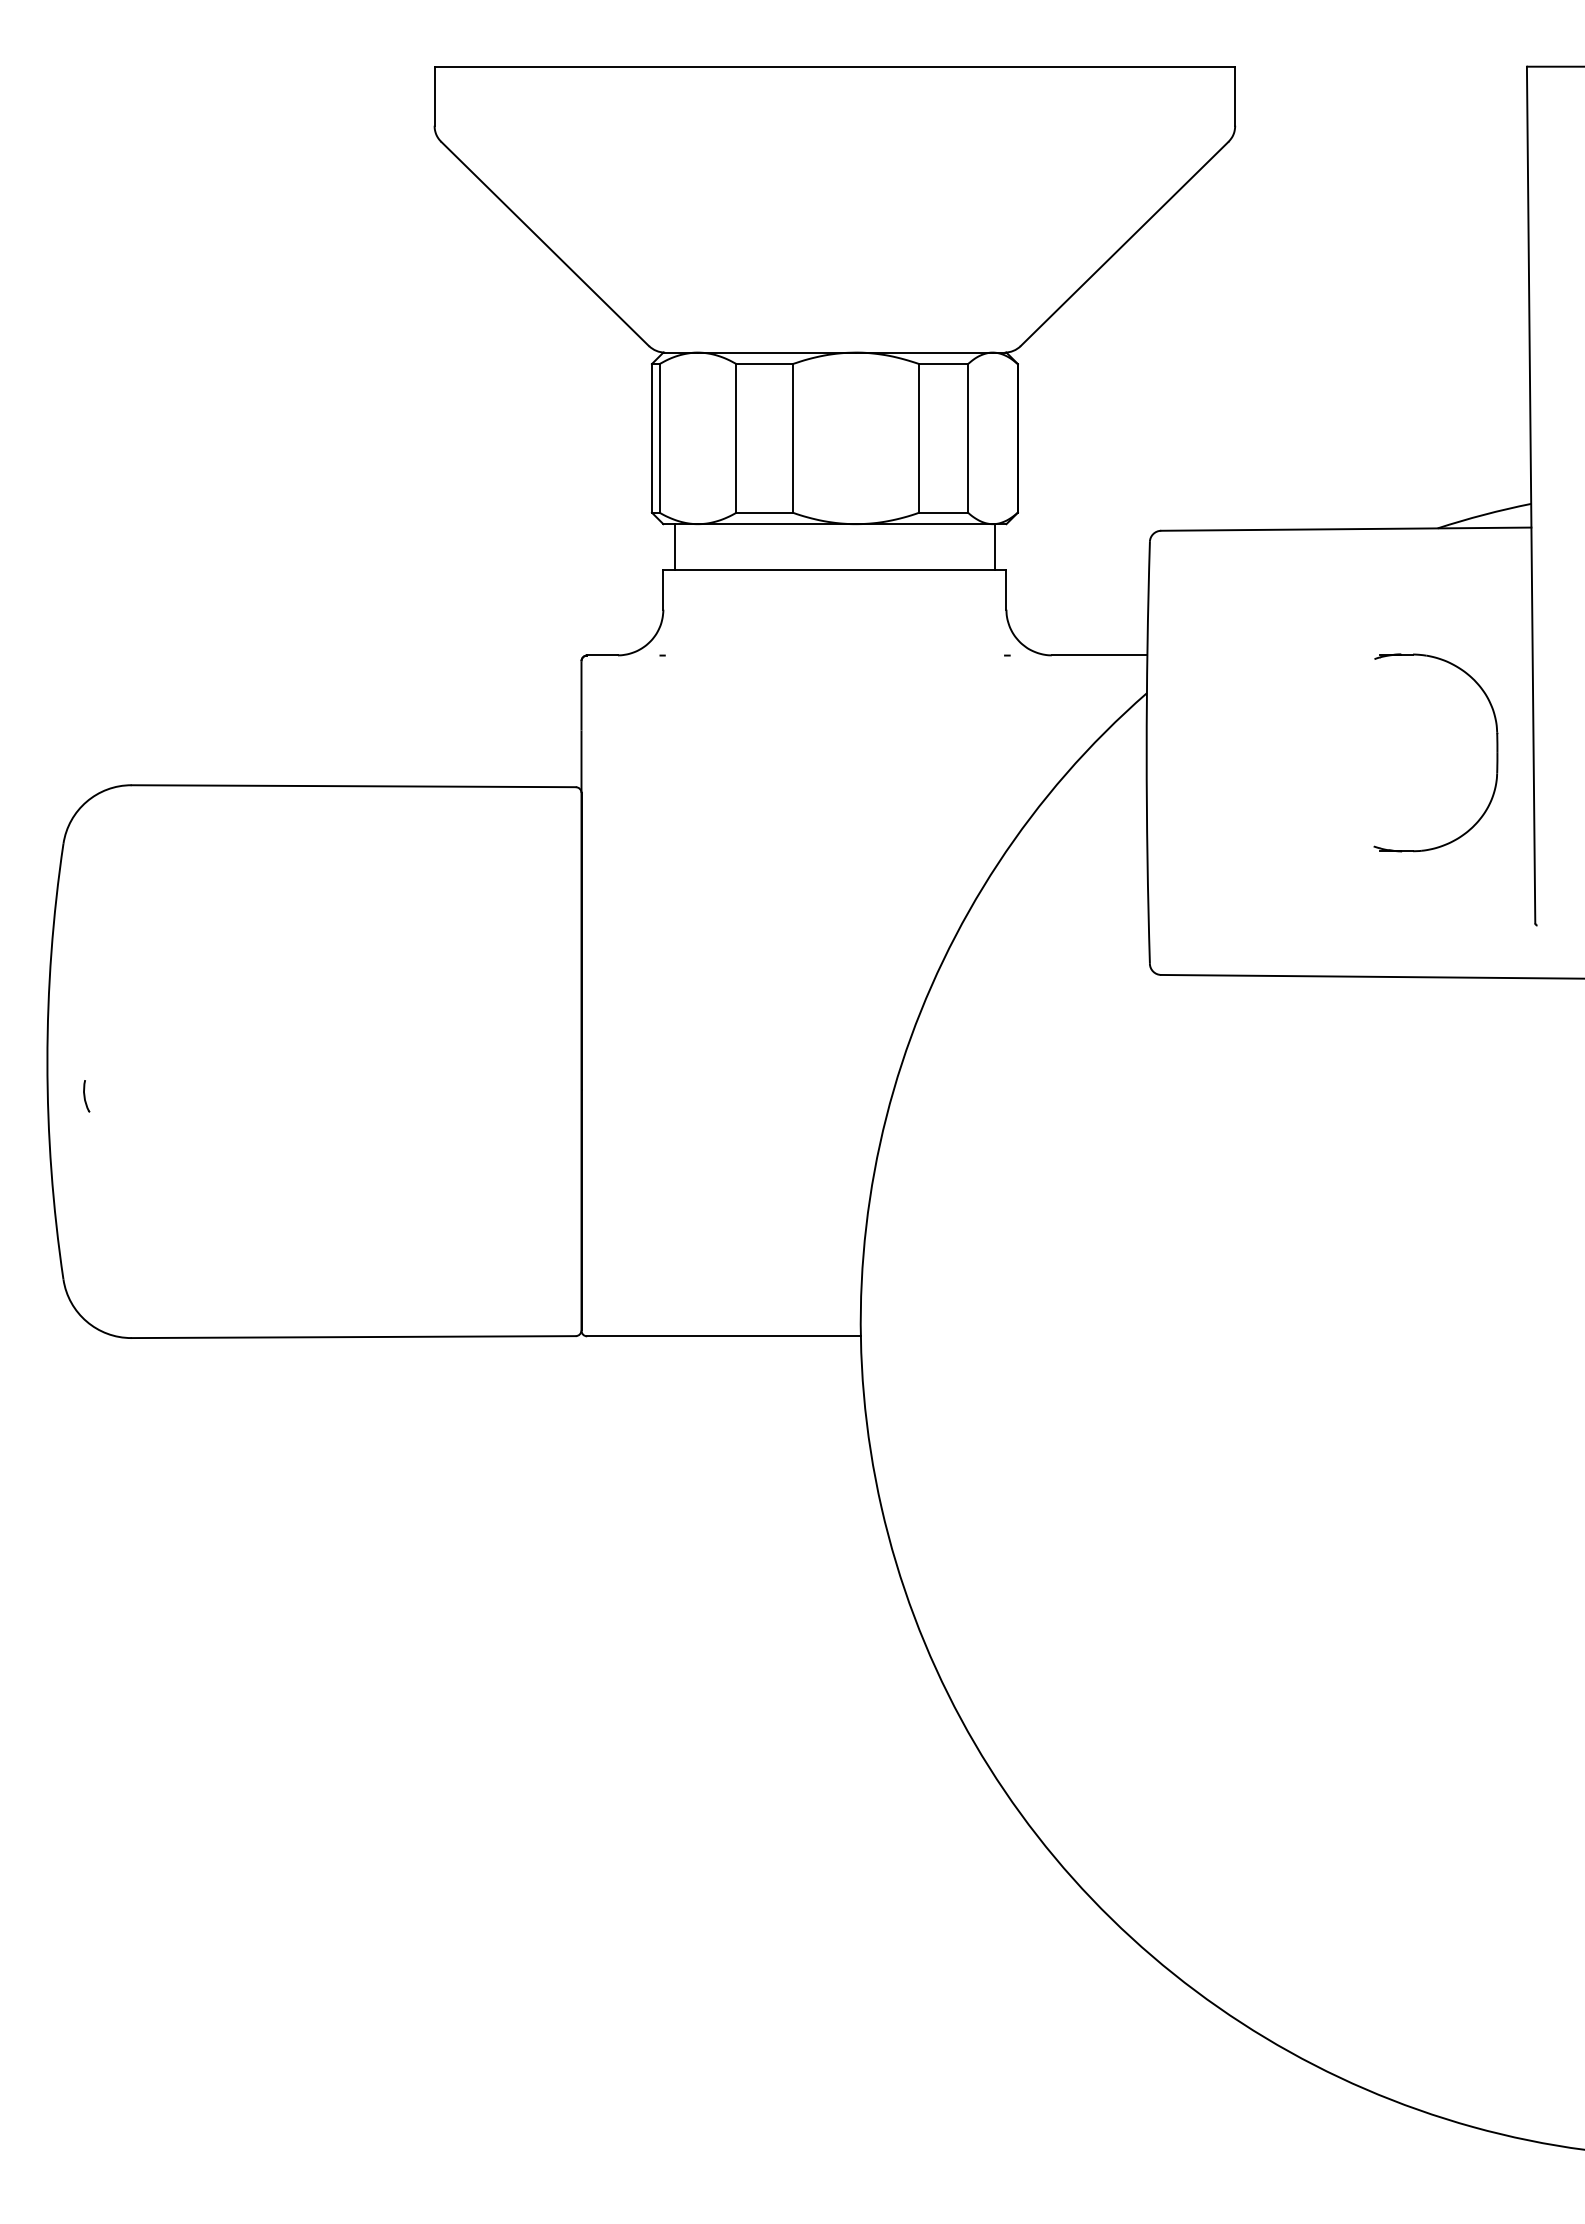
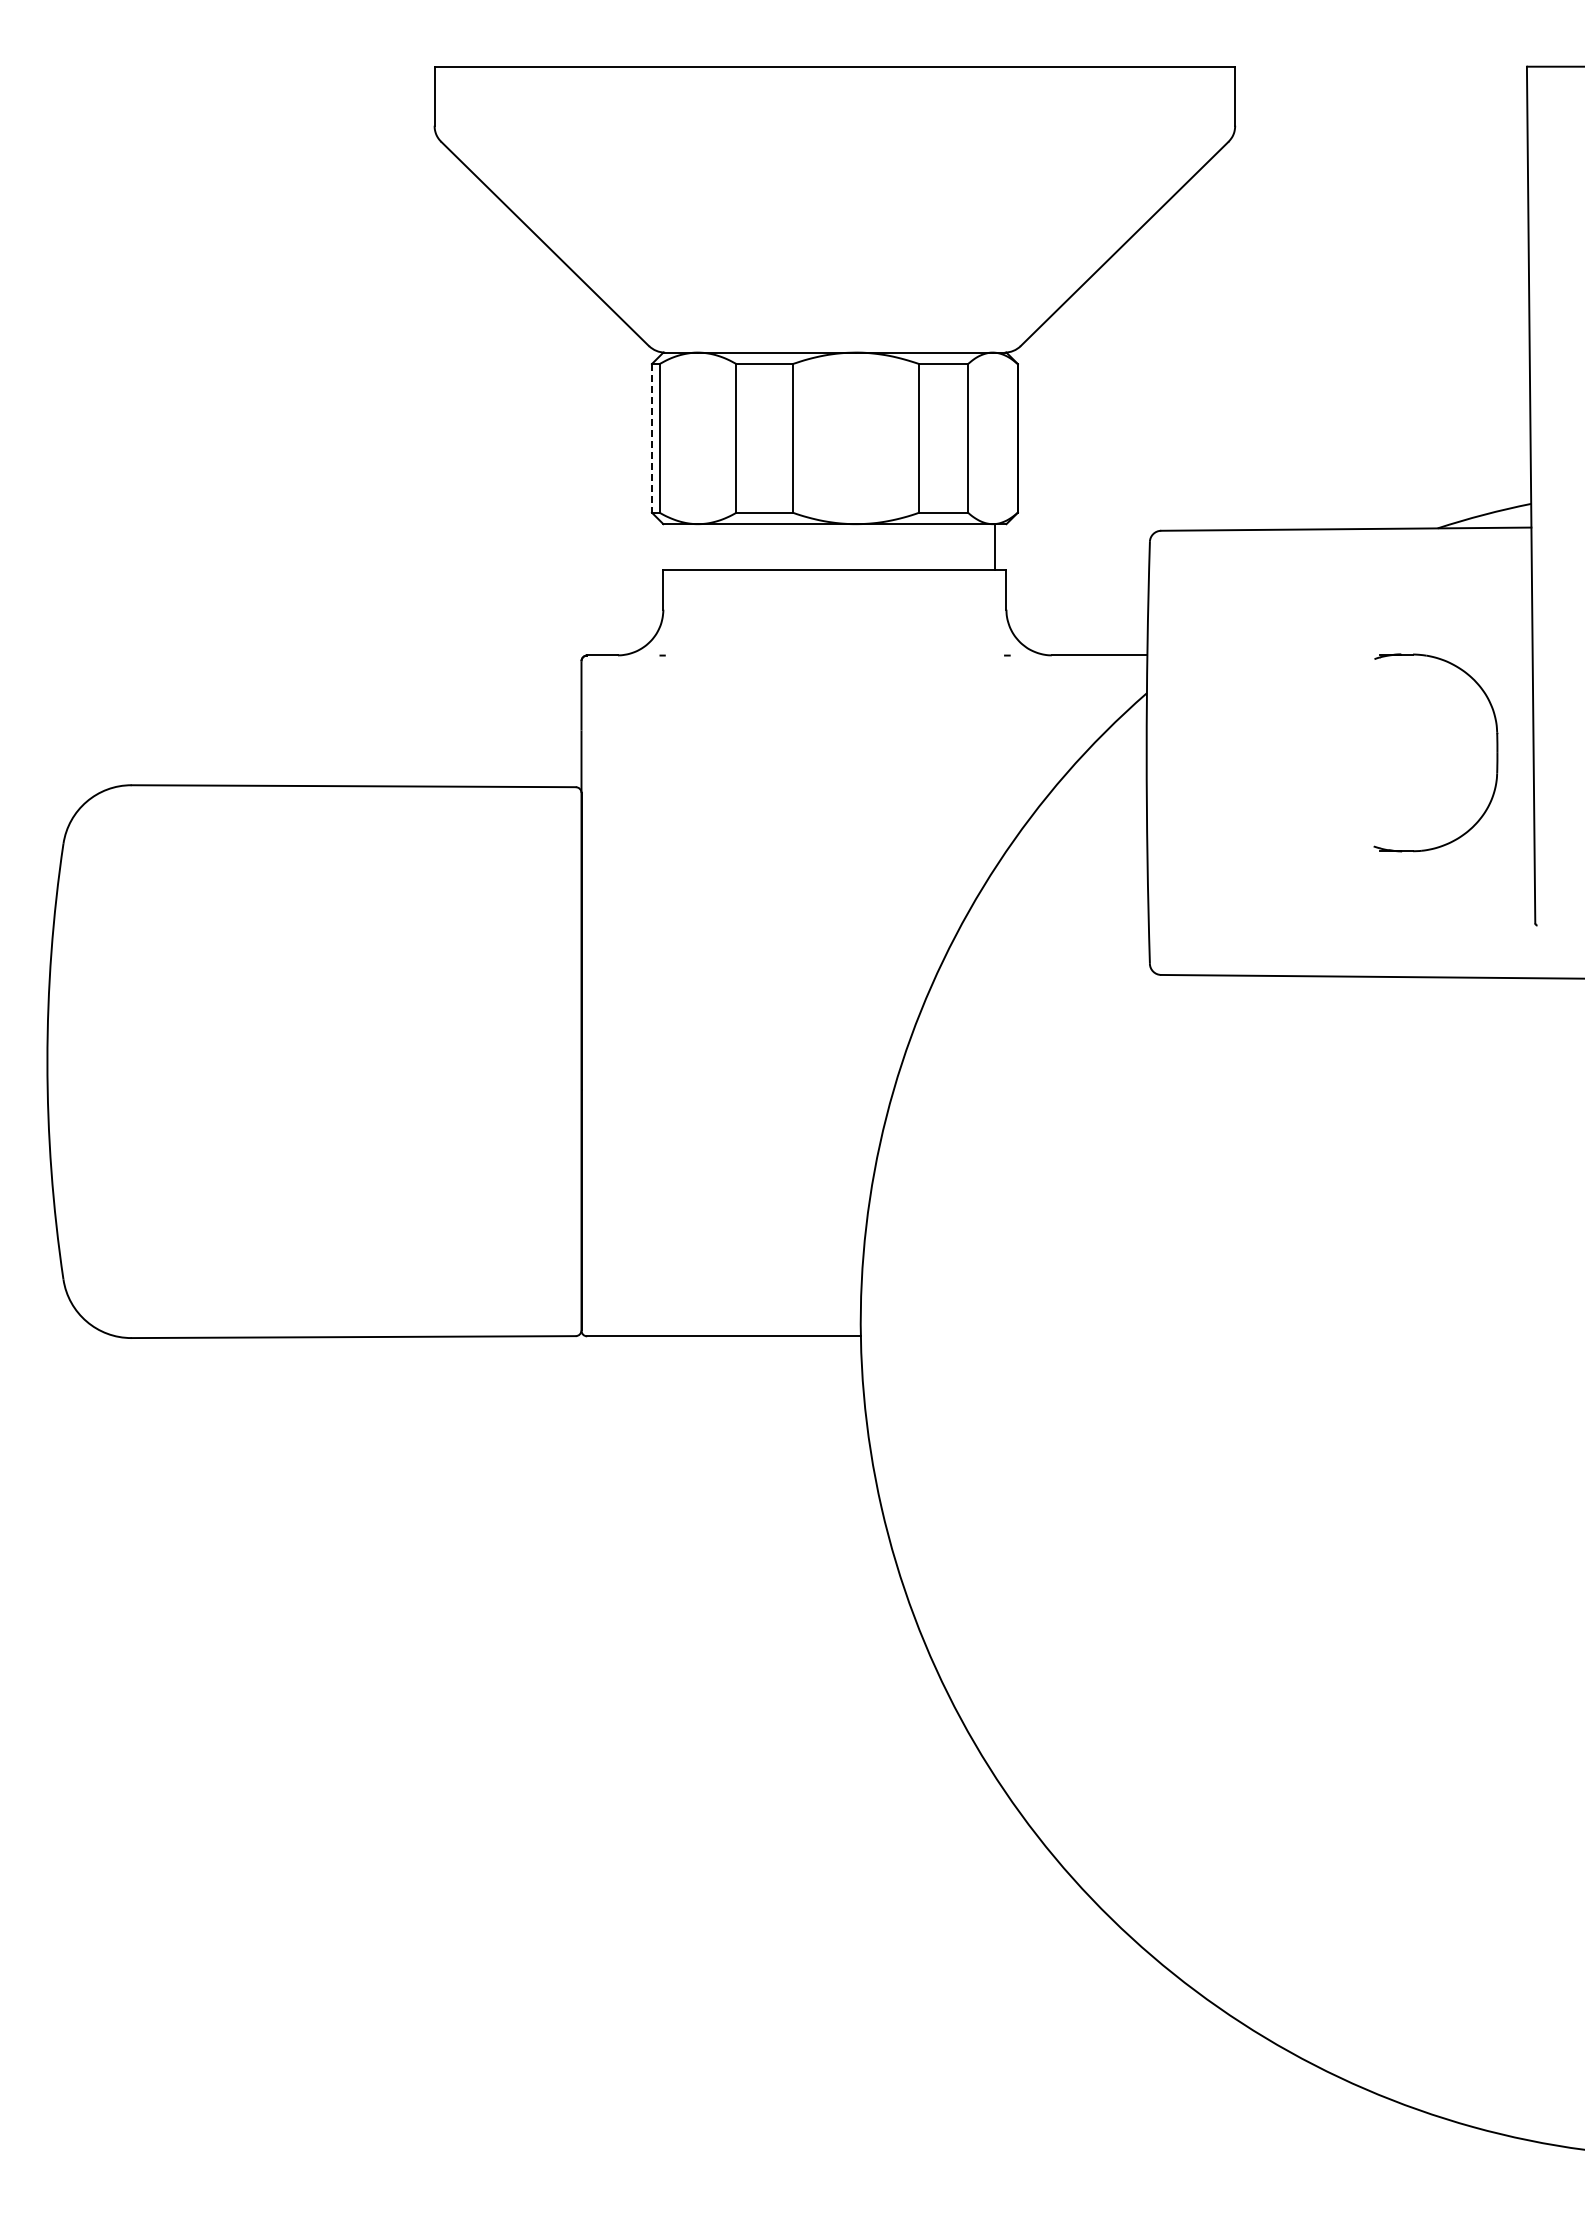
line: solid -> dashed (651, 438)
line: present -> none (675, 546)
part: present -> none (86, 1096)
